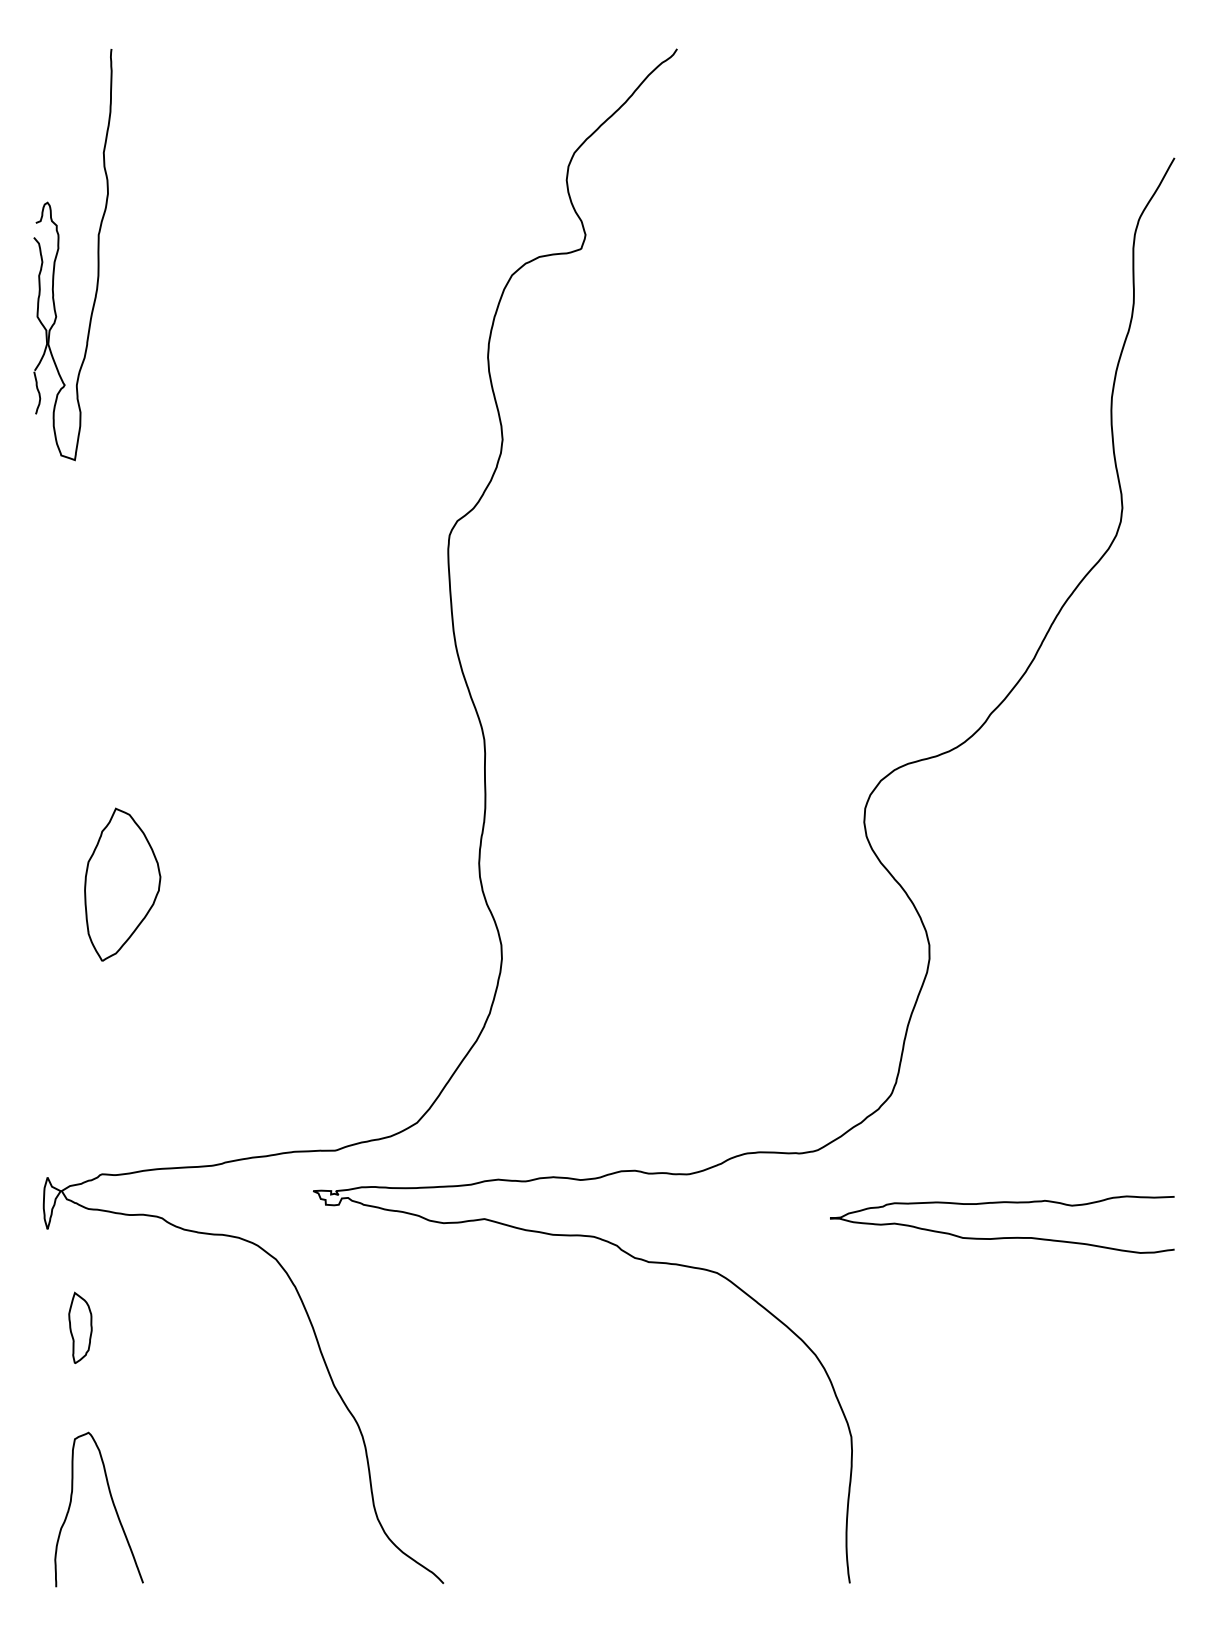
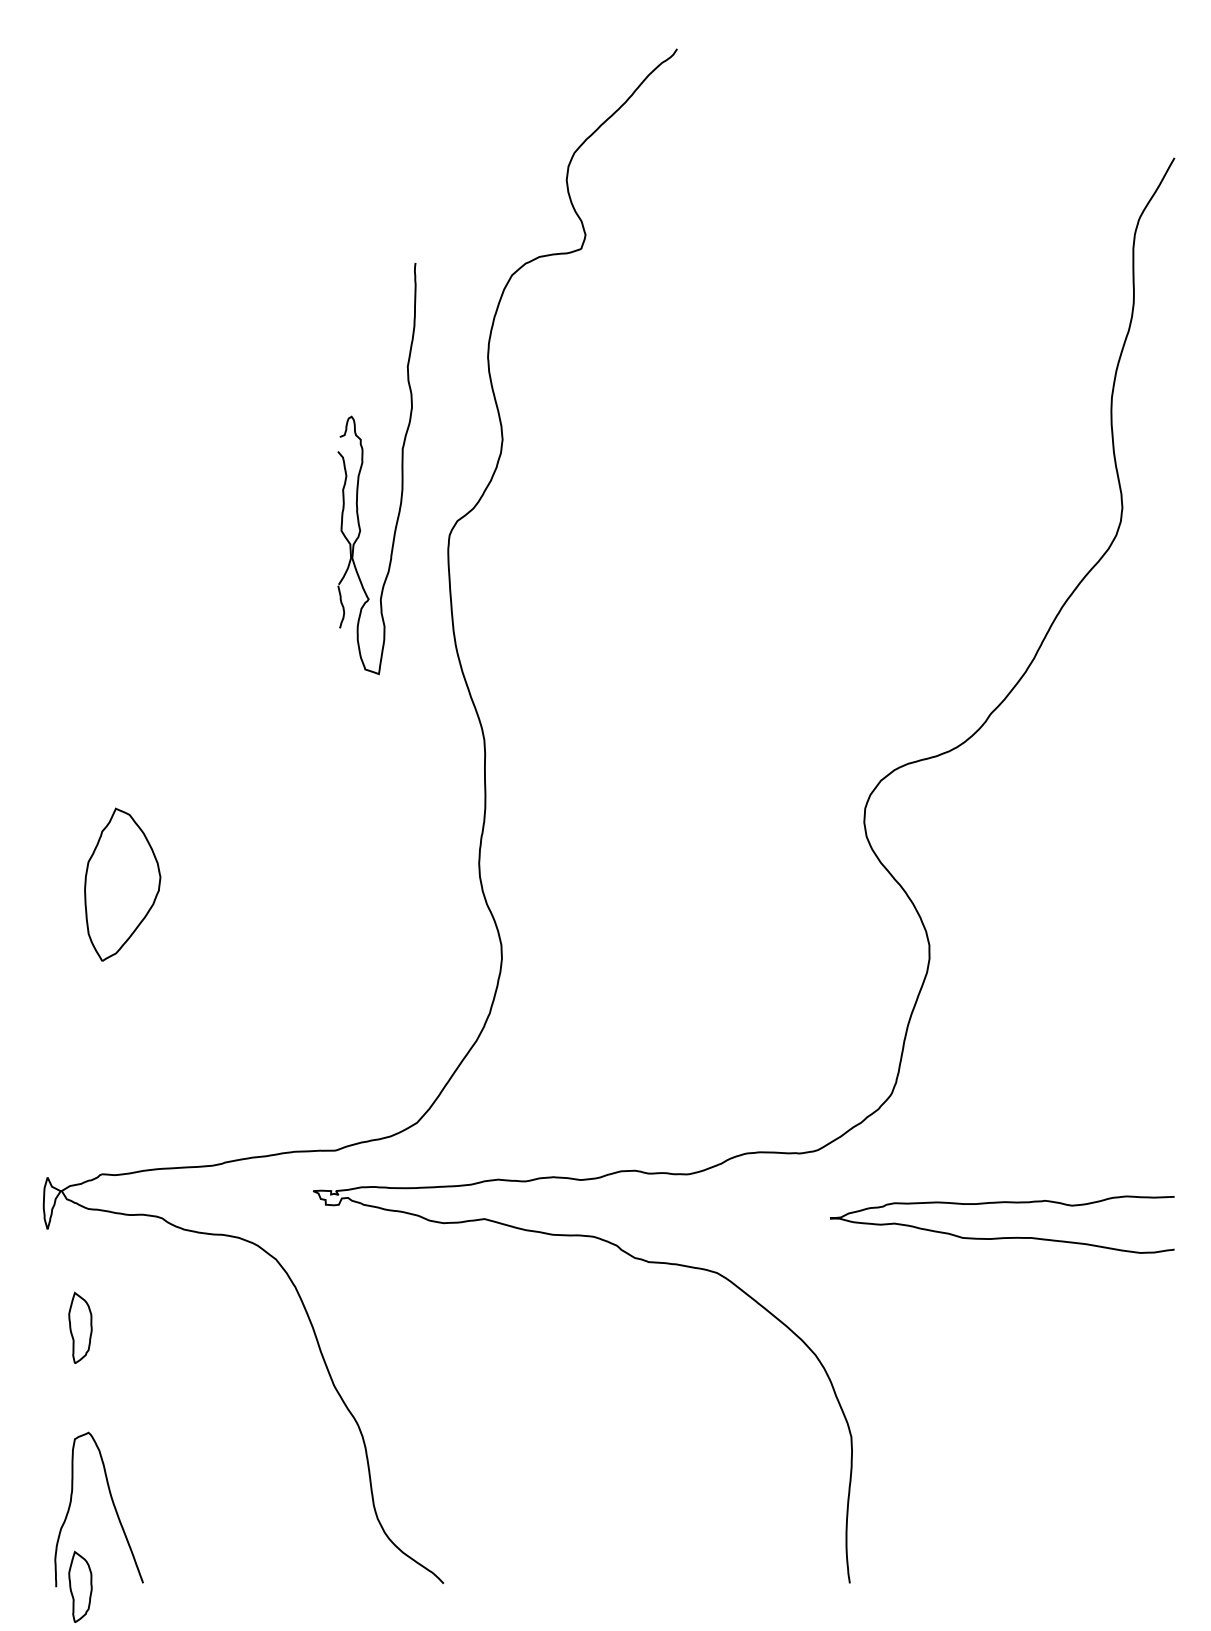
part position: (59, 249) -> (363, 463) (363, 463)
part: none -> present (80, 1586)
